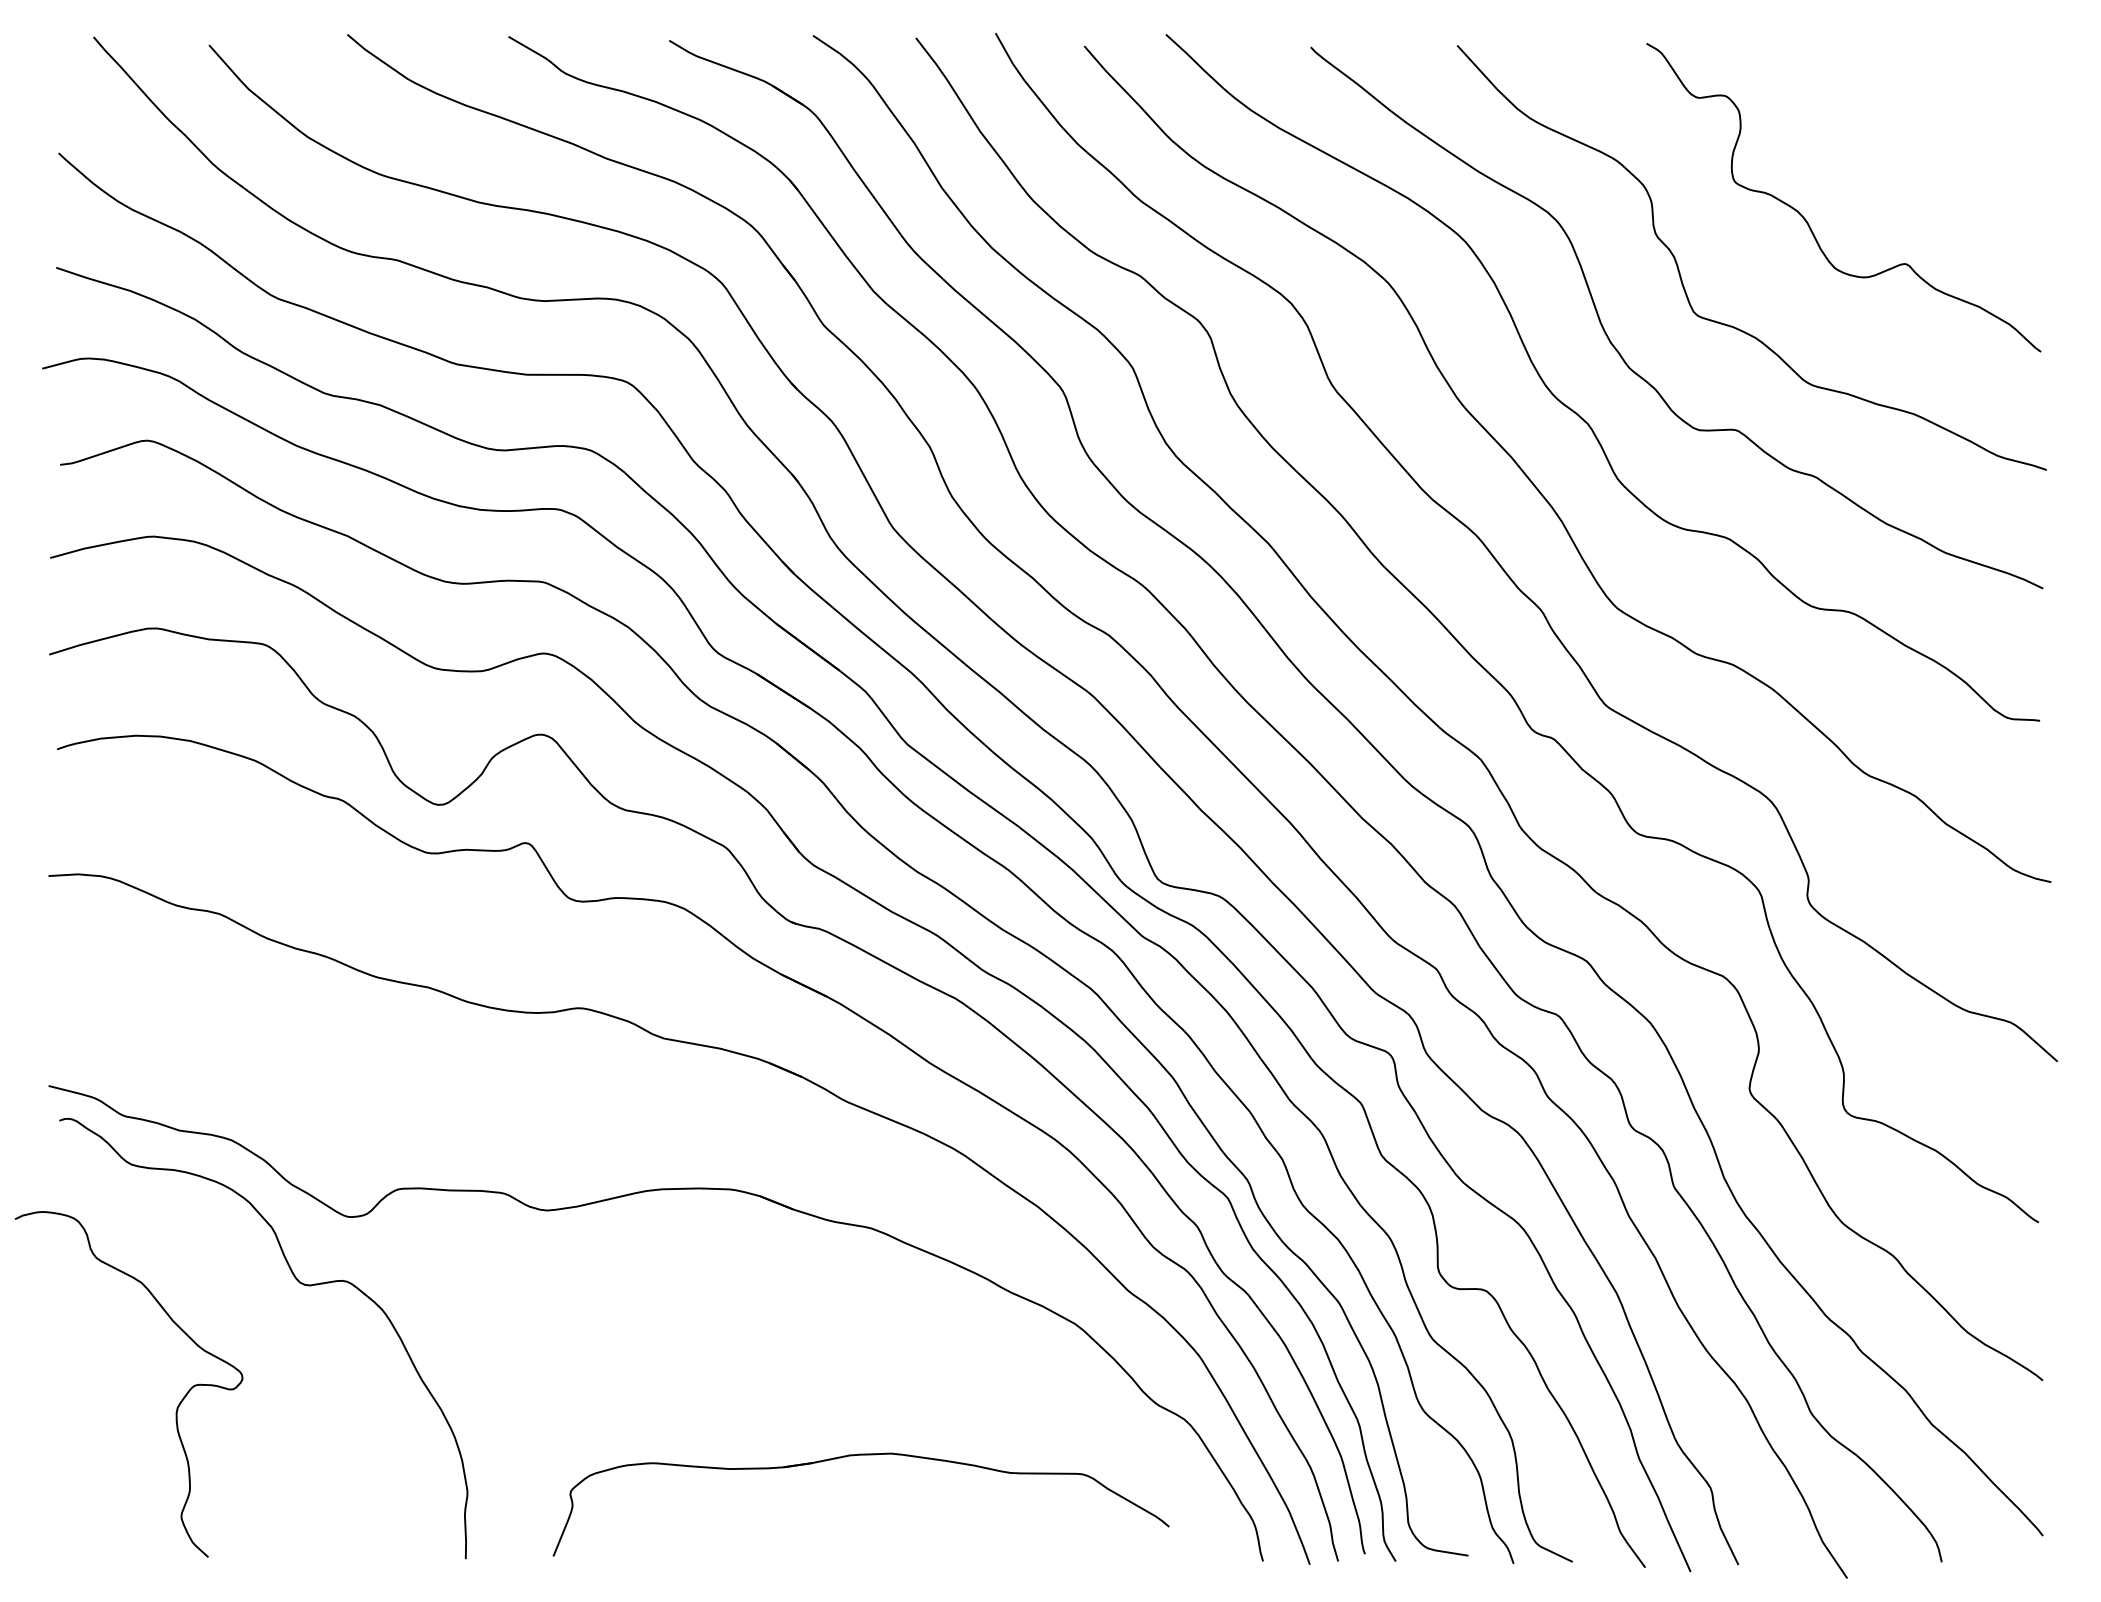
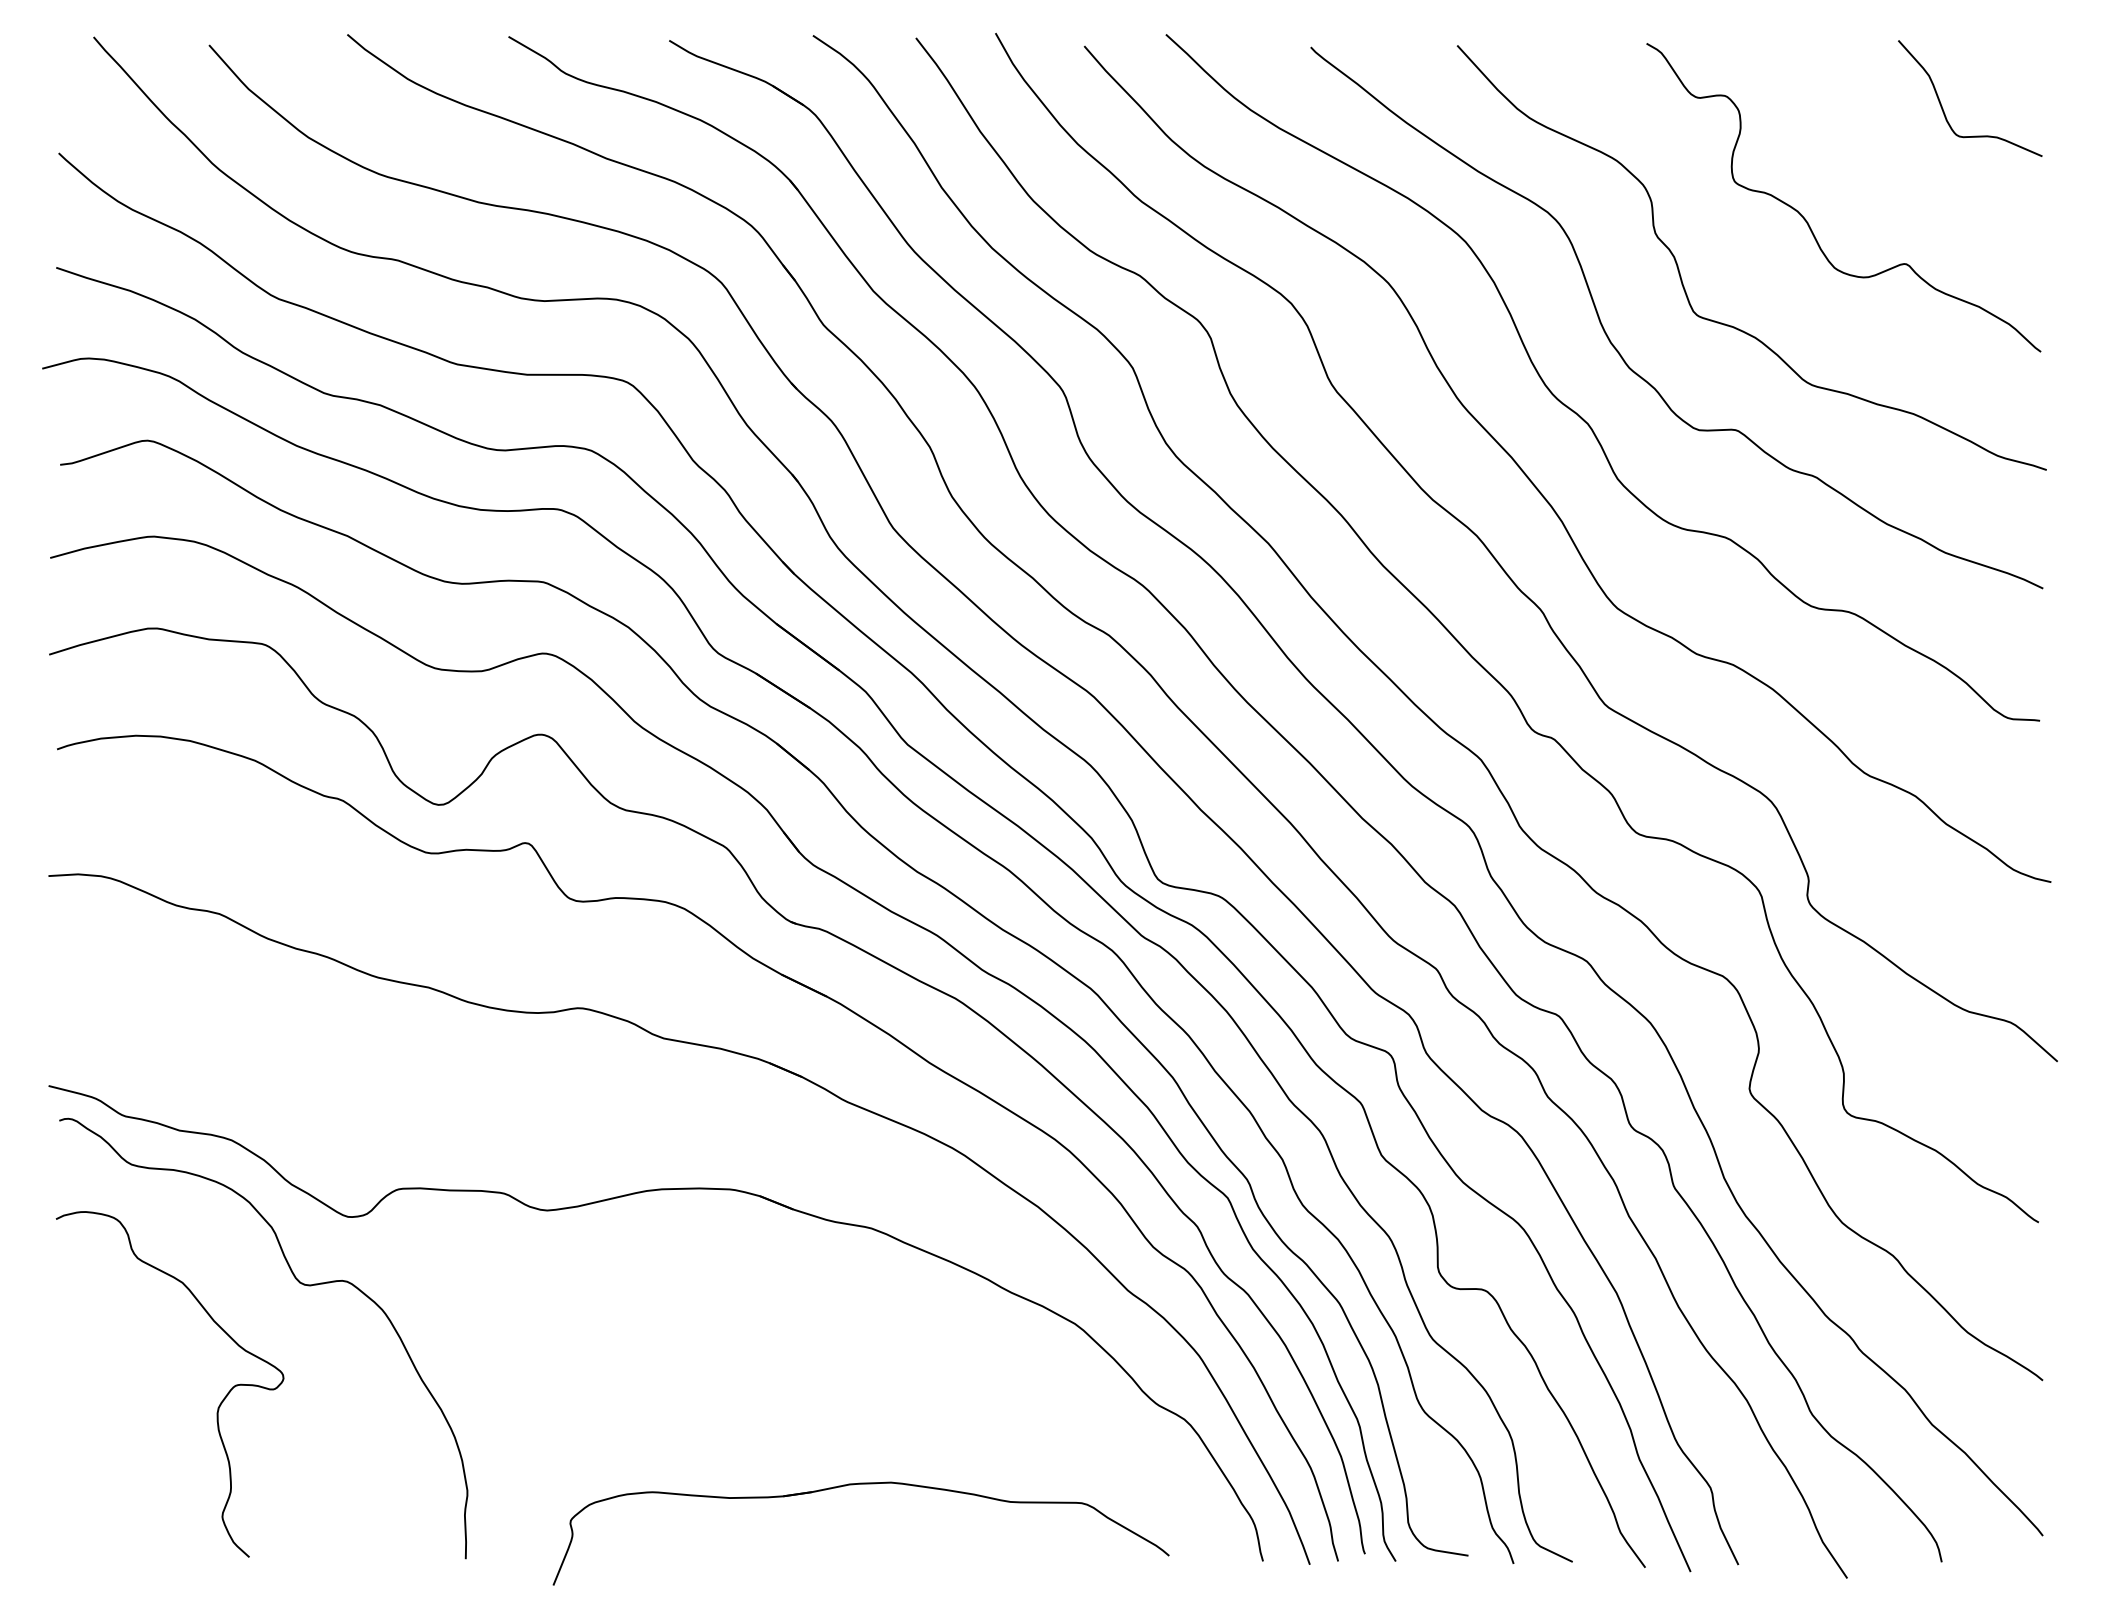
curve: none -> present (1943, 108)
curve position: (176, 1407) -> (217, 1407) (217, 1407)
part position: (853, 1456) -> (853, 1485) (853, 1485)
